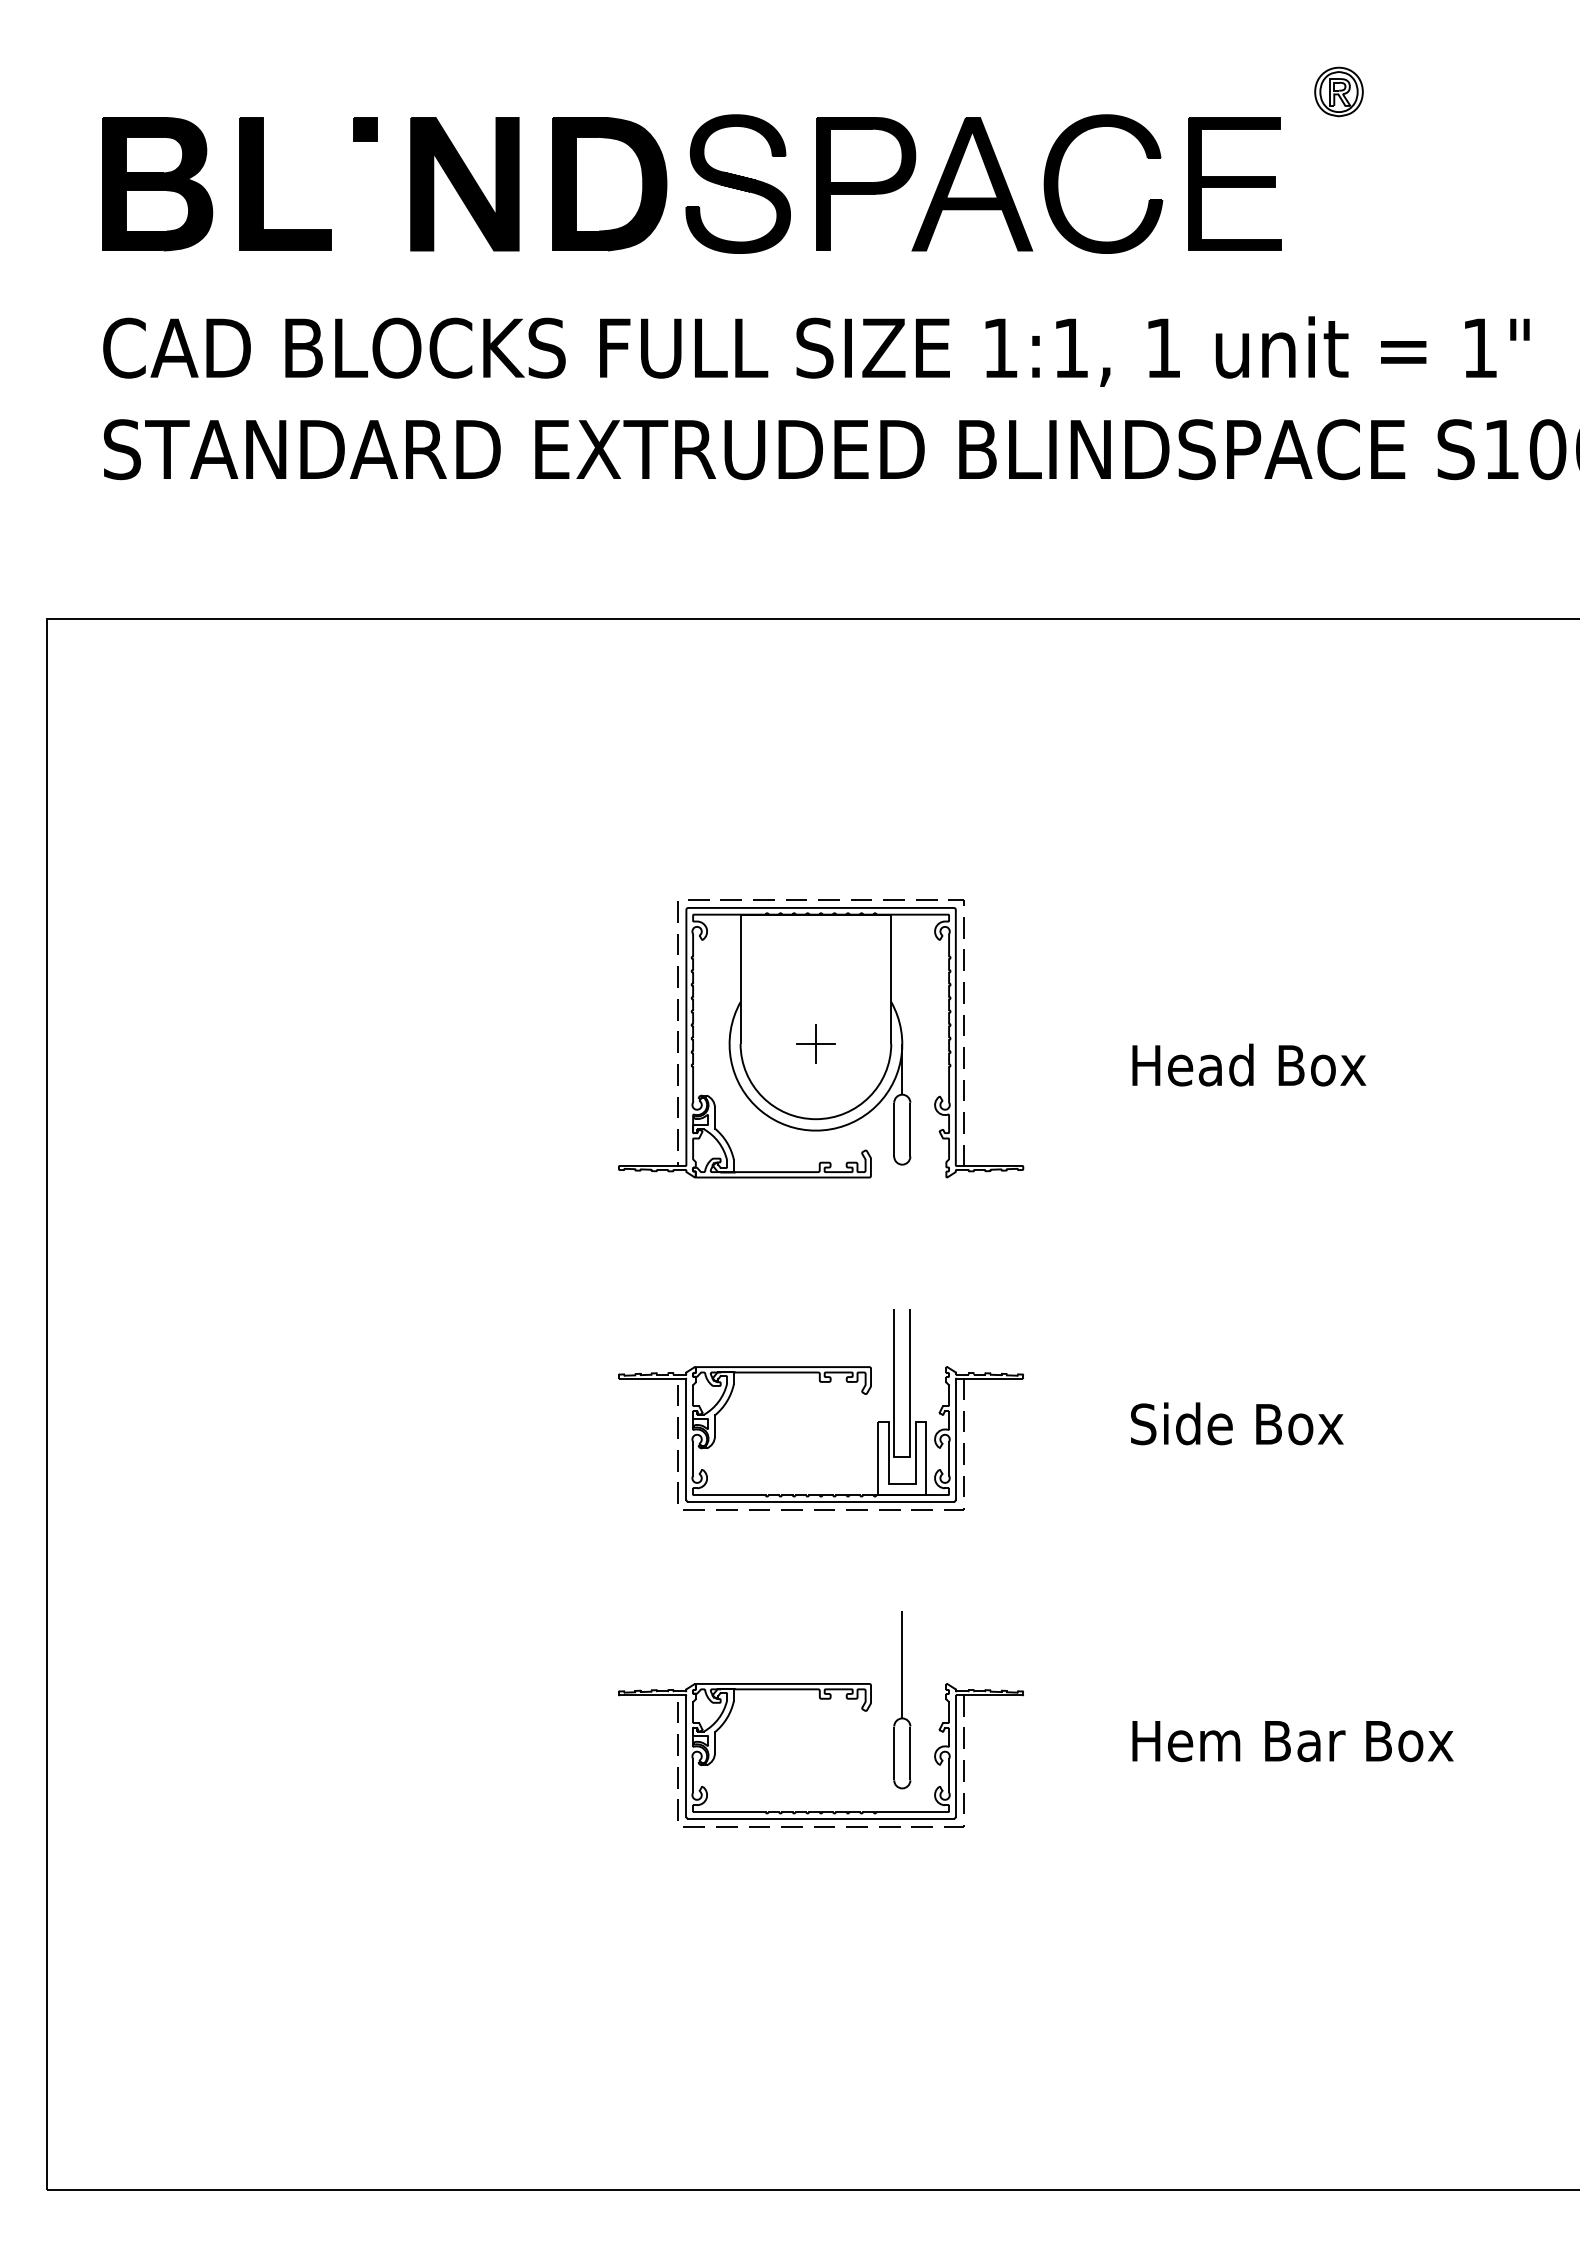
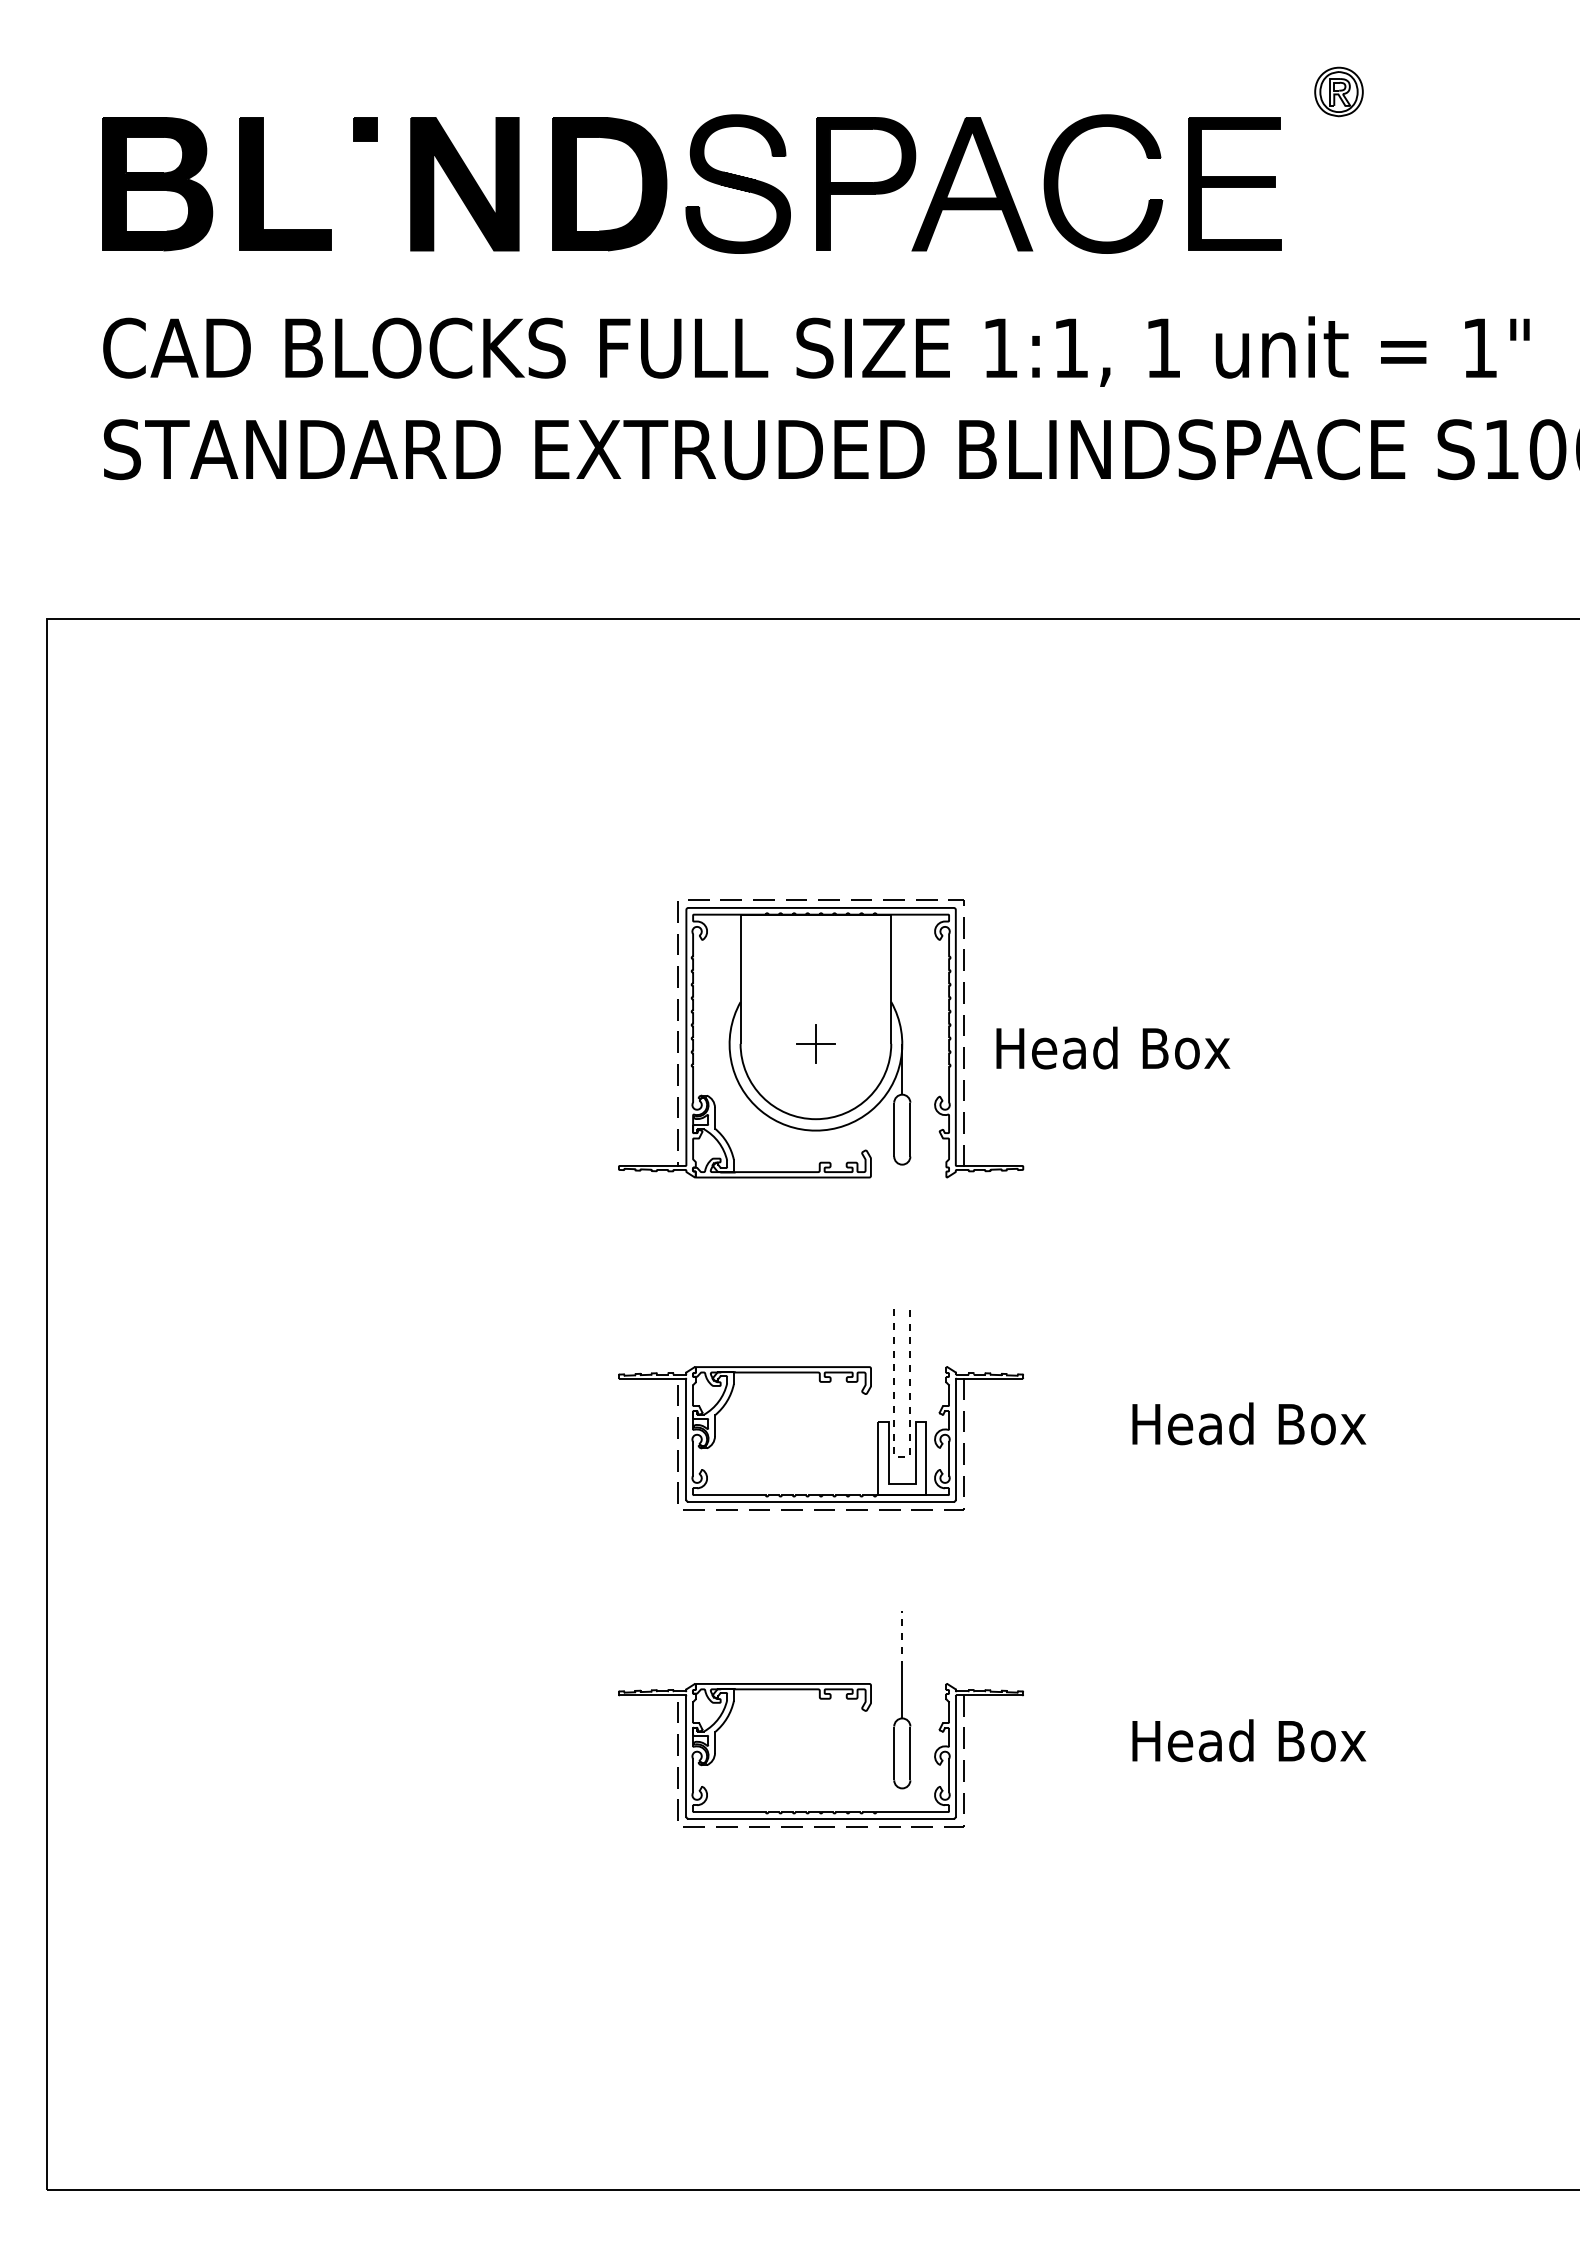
text position: (1249, 1064) -> (1113, 1047) (1113, 1047)
text: Side Box -> Head Box (1248, 1423)
line: solid -> dashed (902, 1457)
line: solid -> dashed (902, 1639)
text: Hem Bar Box -> Head Box (1325, 1740)
